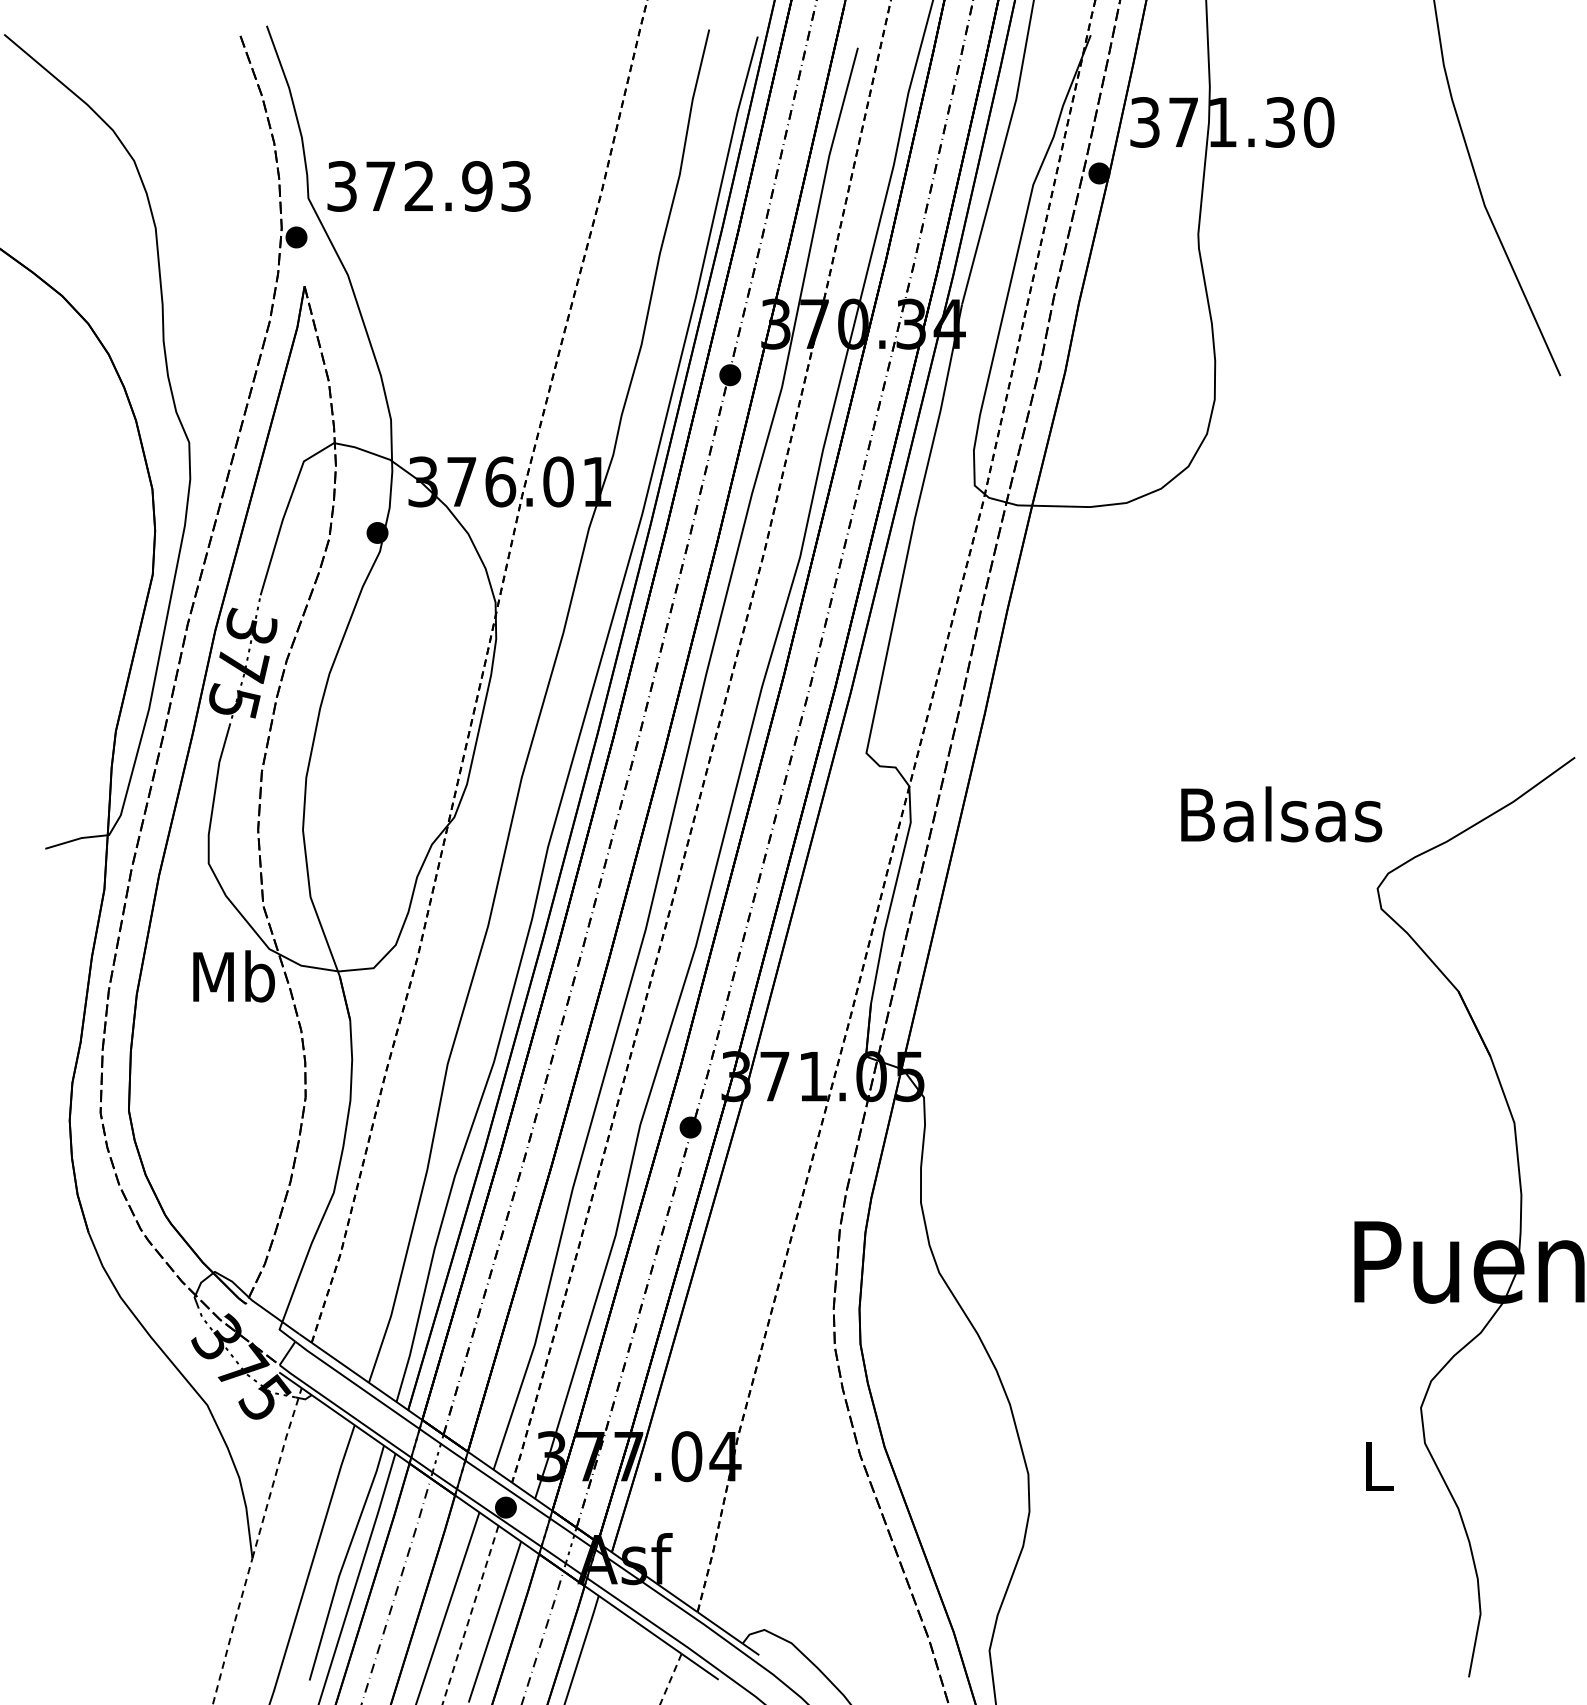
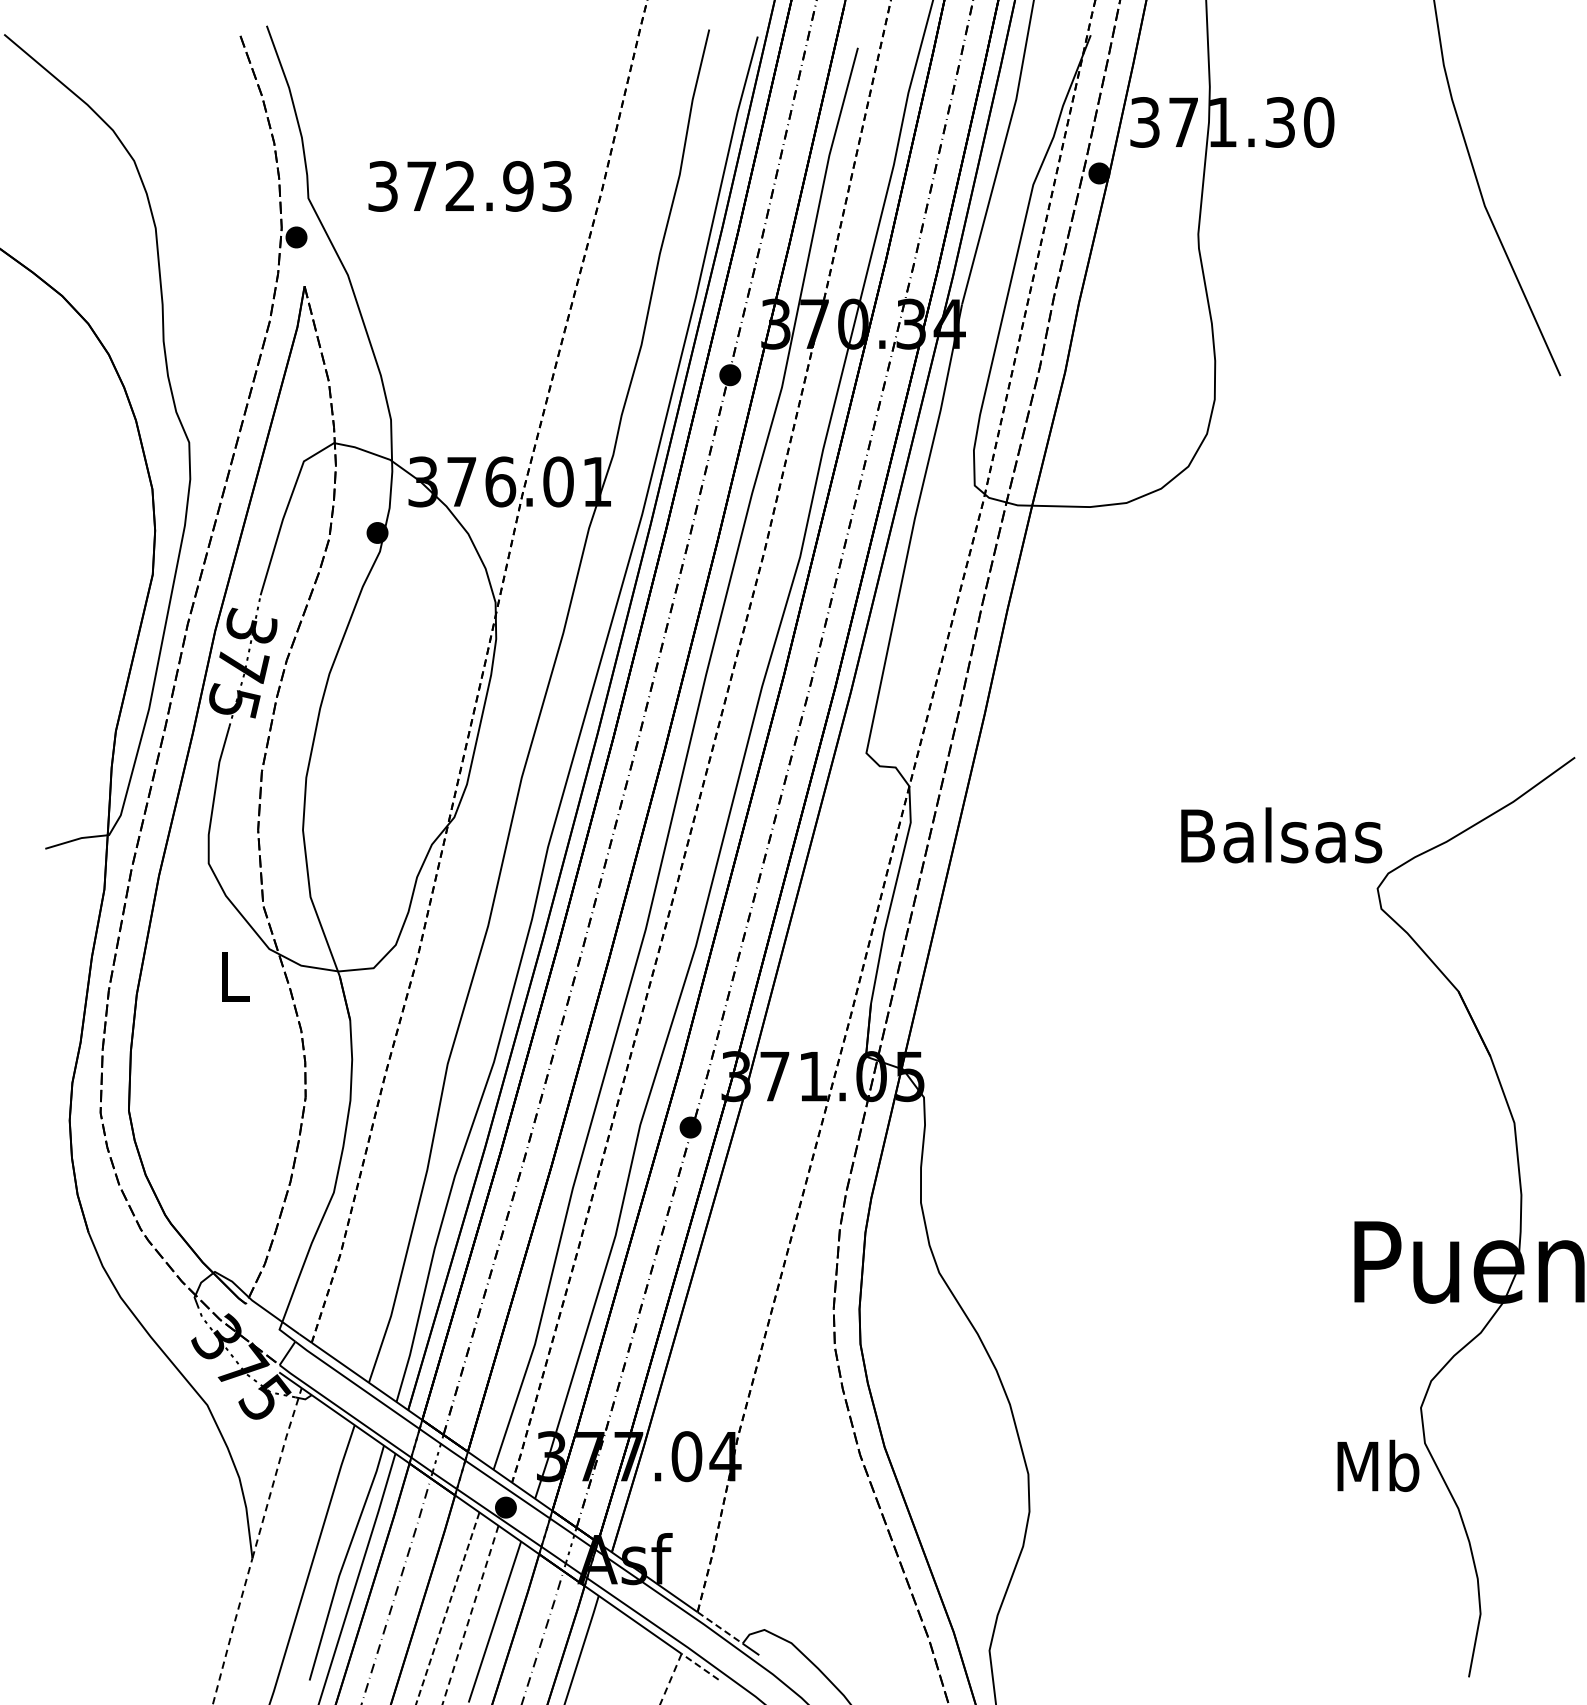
text position: (428, 186) -> (469, 186) (469, 186)
text position: (1281, 814) -> (1281, 835) (1281, 835)
text: Mb -> L (234, 976)
text: L -> Mb (1378, 1465)
line: solid -> dashed (447, 1609)
line: solid -> dashed (720, 1628)
line: solid -> dashed (700, 1666)
